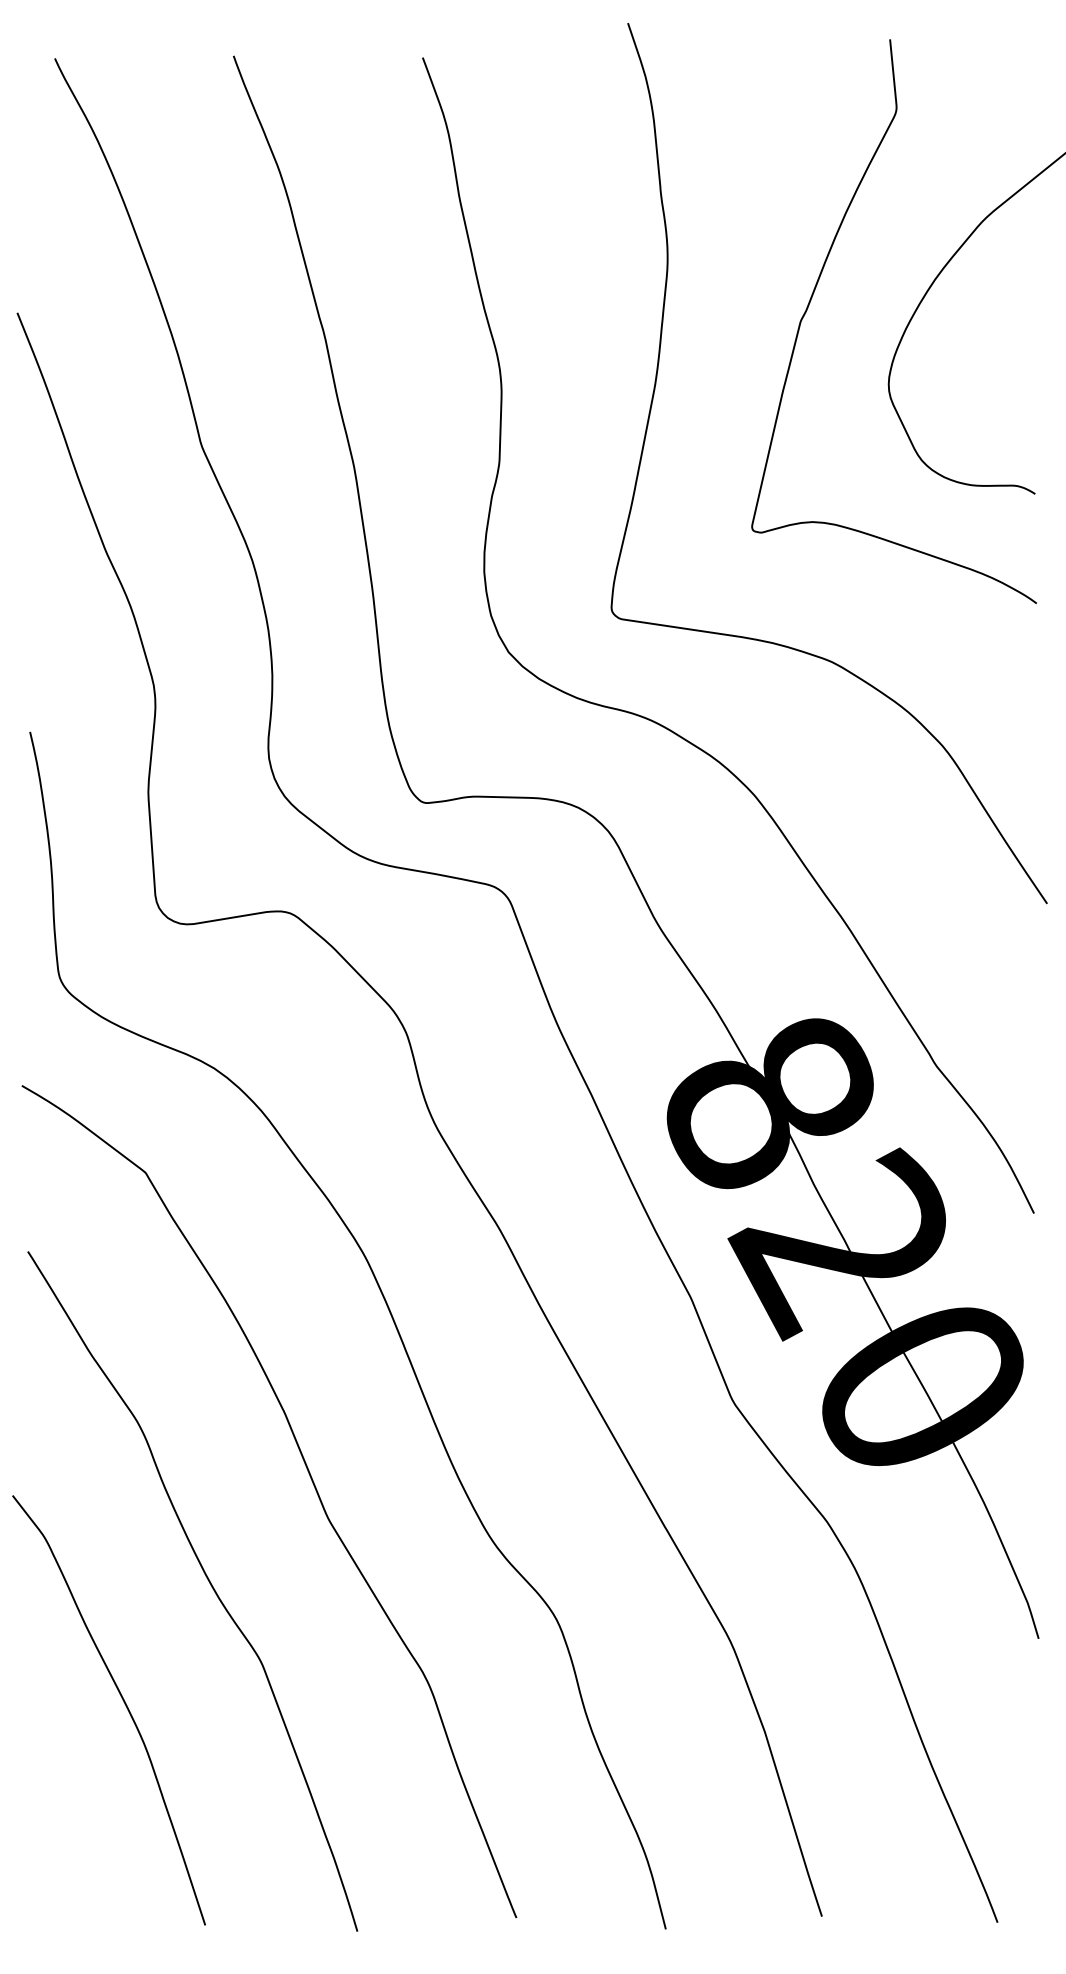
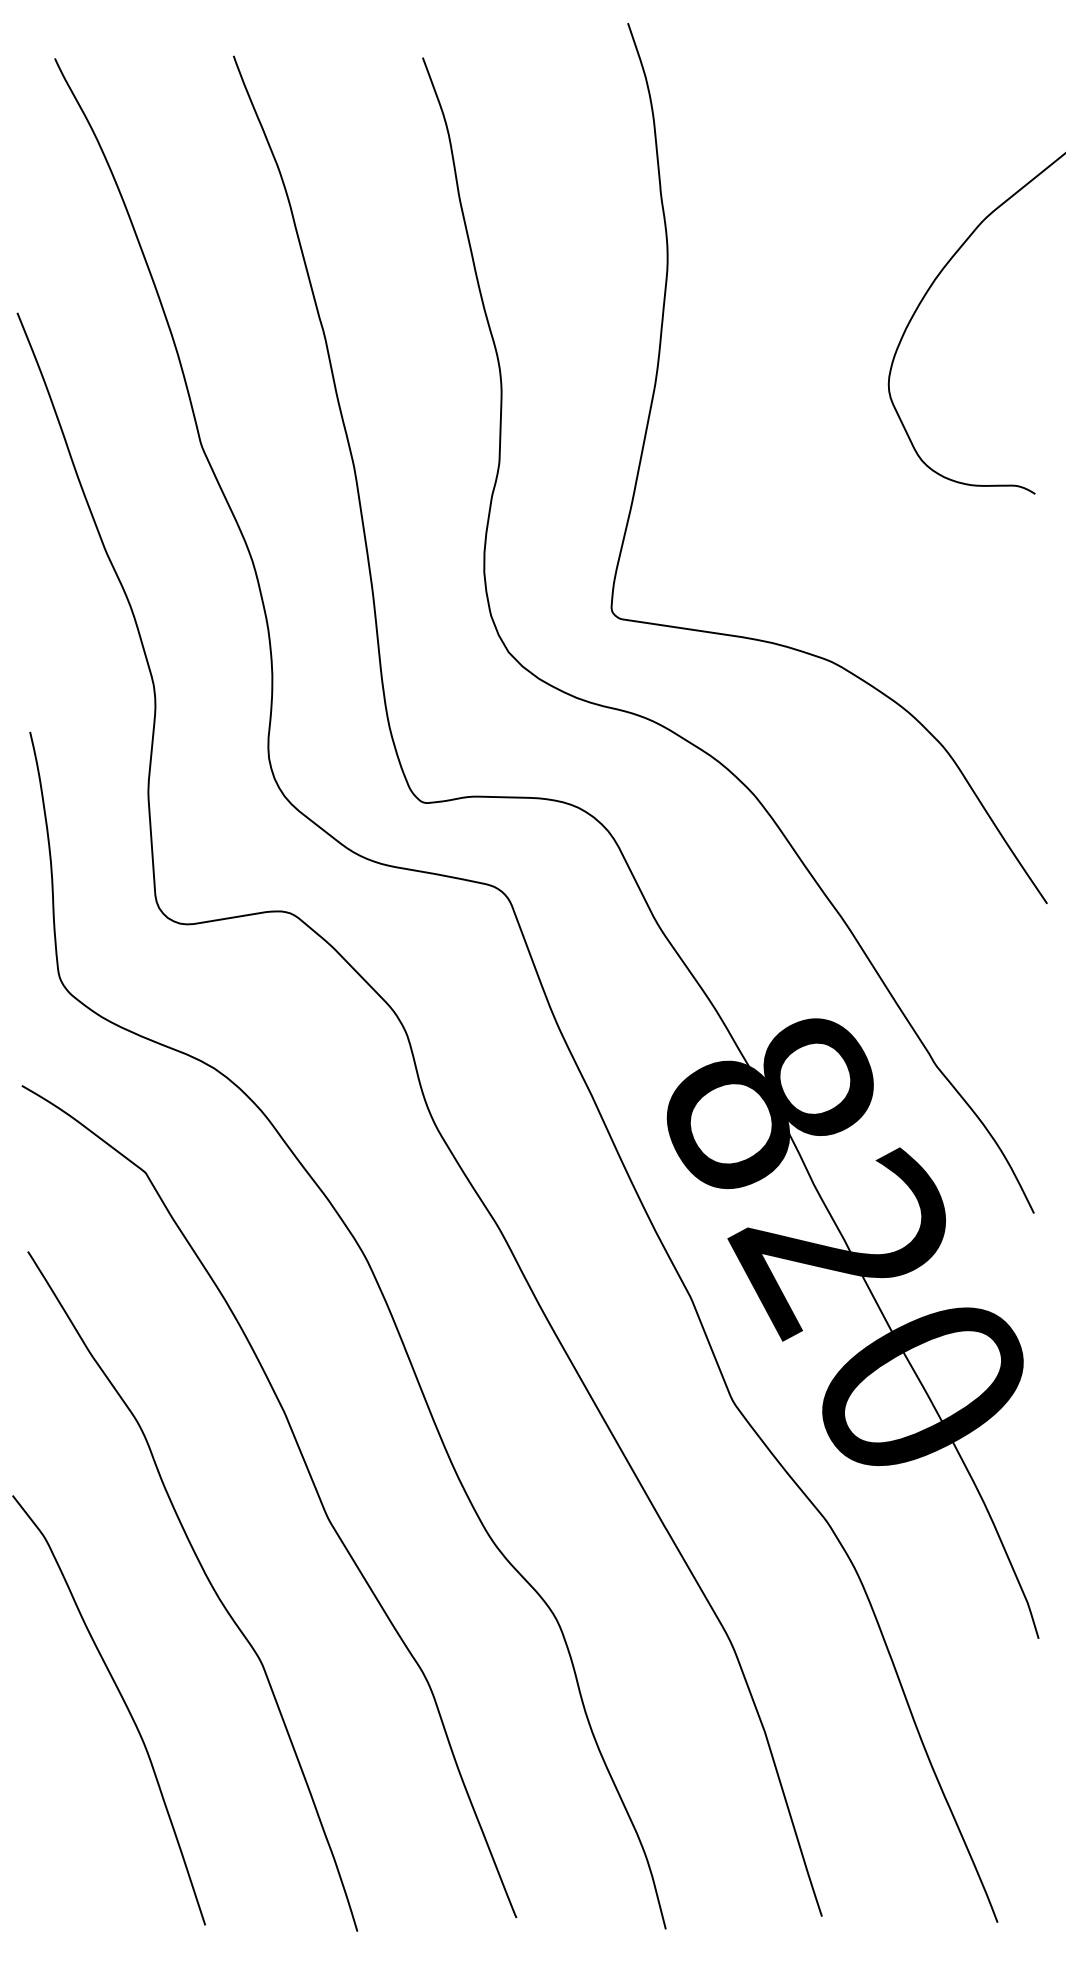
curve: present -> none (815, 290)
